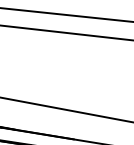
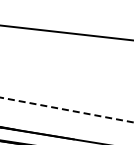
line: present -> none (66, 14)
line: solid -> dashed (66, 109)
